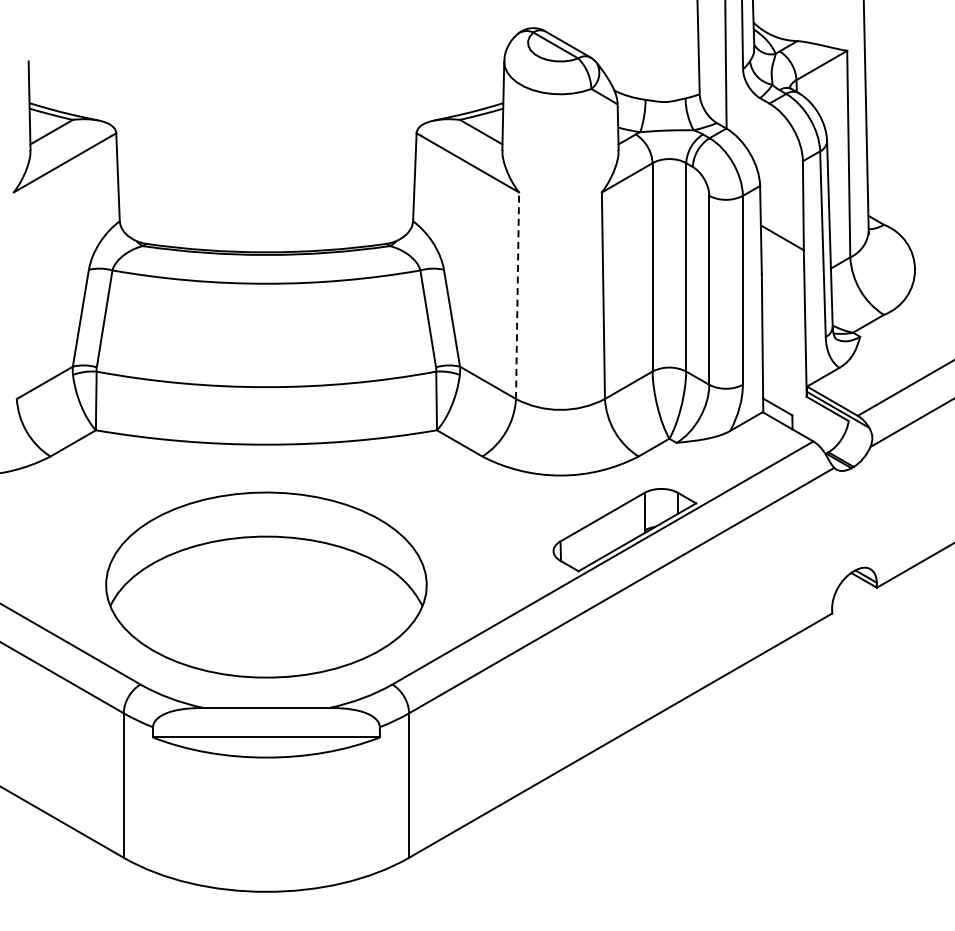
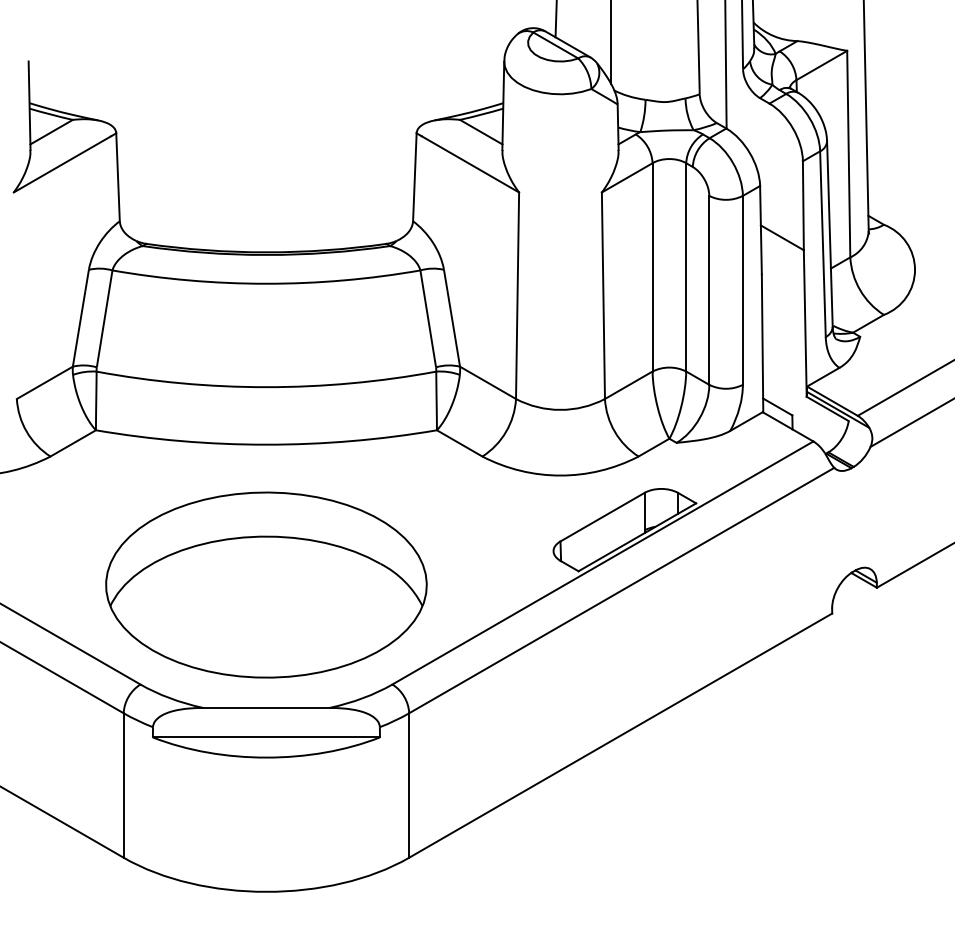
line: none -> present (555, 19)
line: none -> present (610, 42)
line: dashed -> solid (517, 295)
